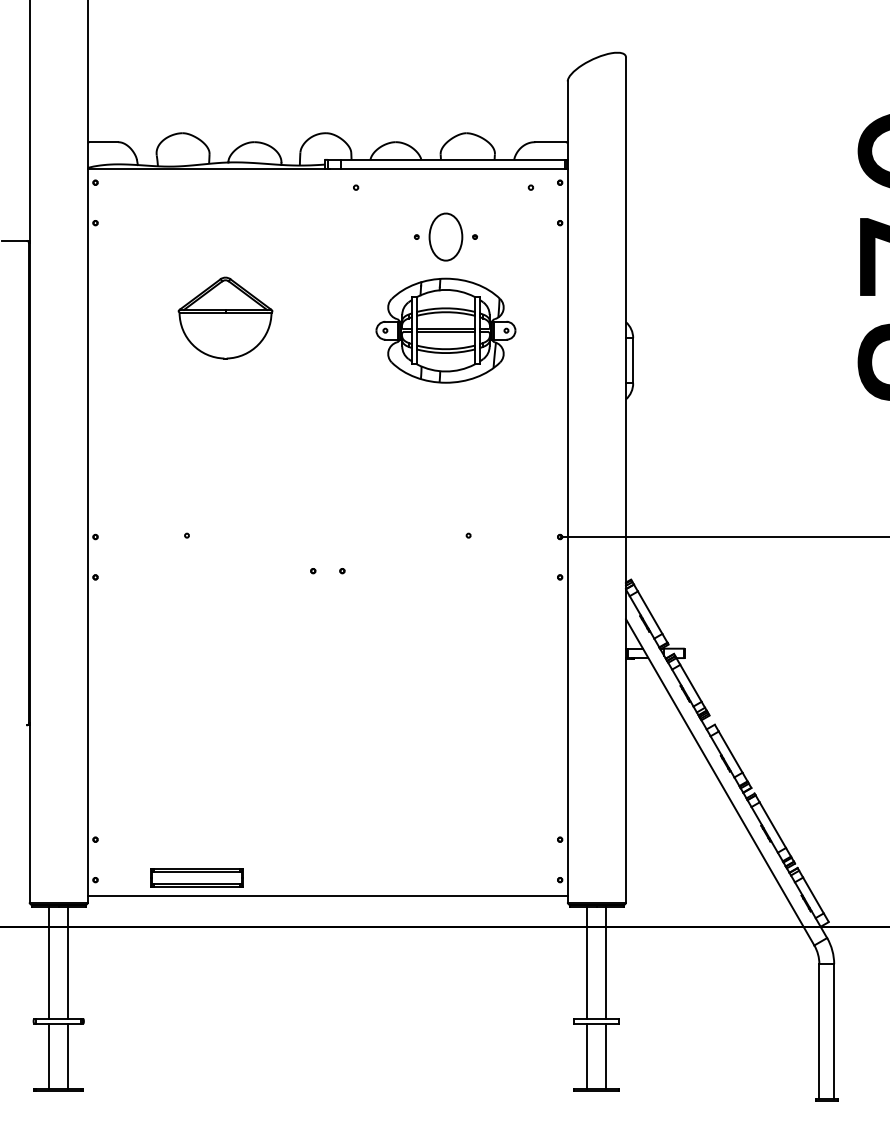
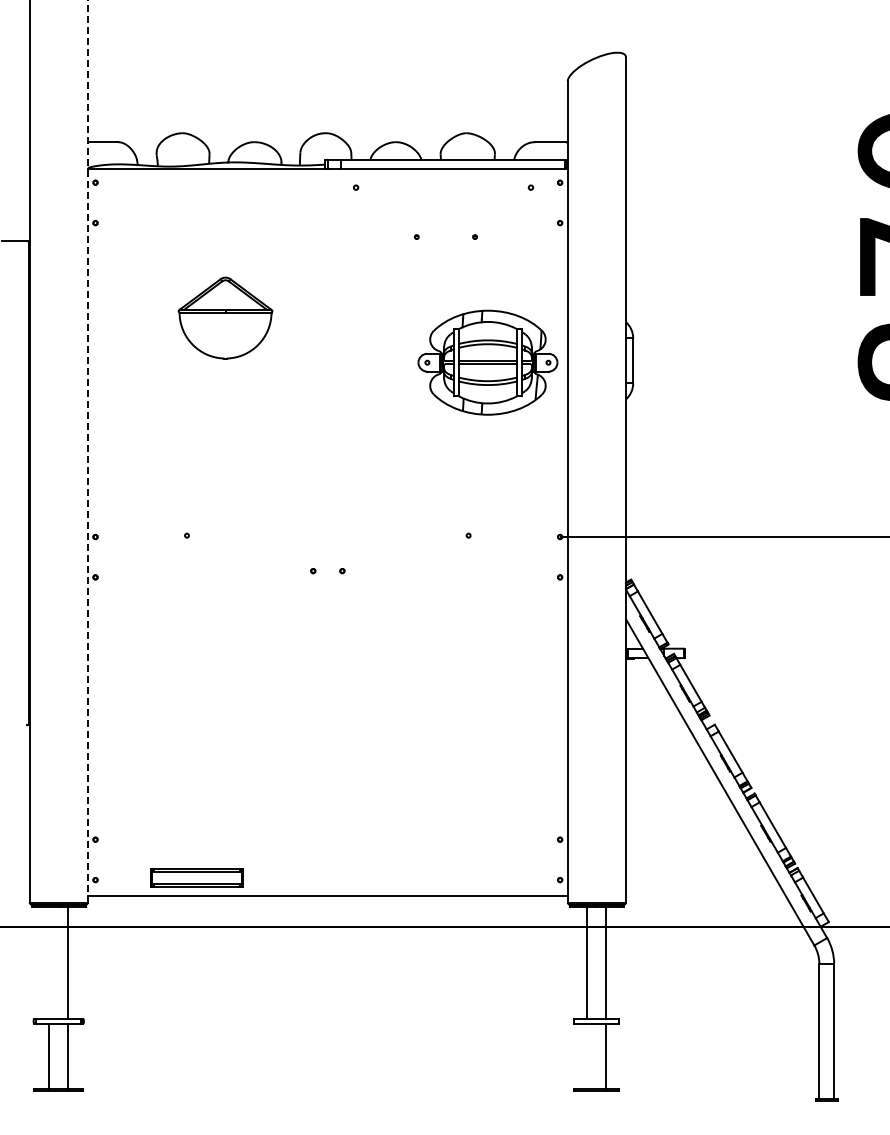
part: present -> none (445, 236)
part position: (445, 330) -> (487, 362) (487, 362)
line: solid -> dashed (87, 450)
line: present -> none (49, 962)
line: present -> none (587, 1055)
